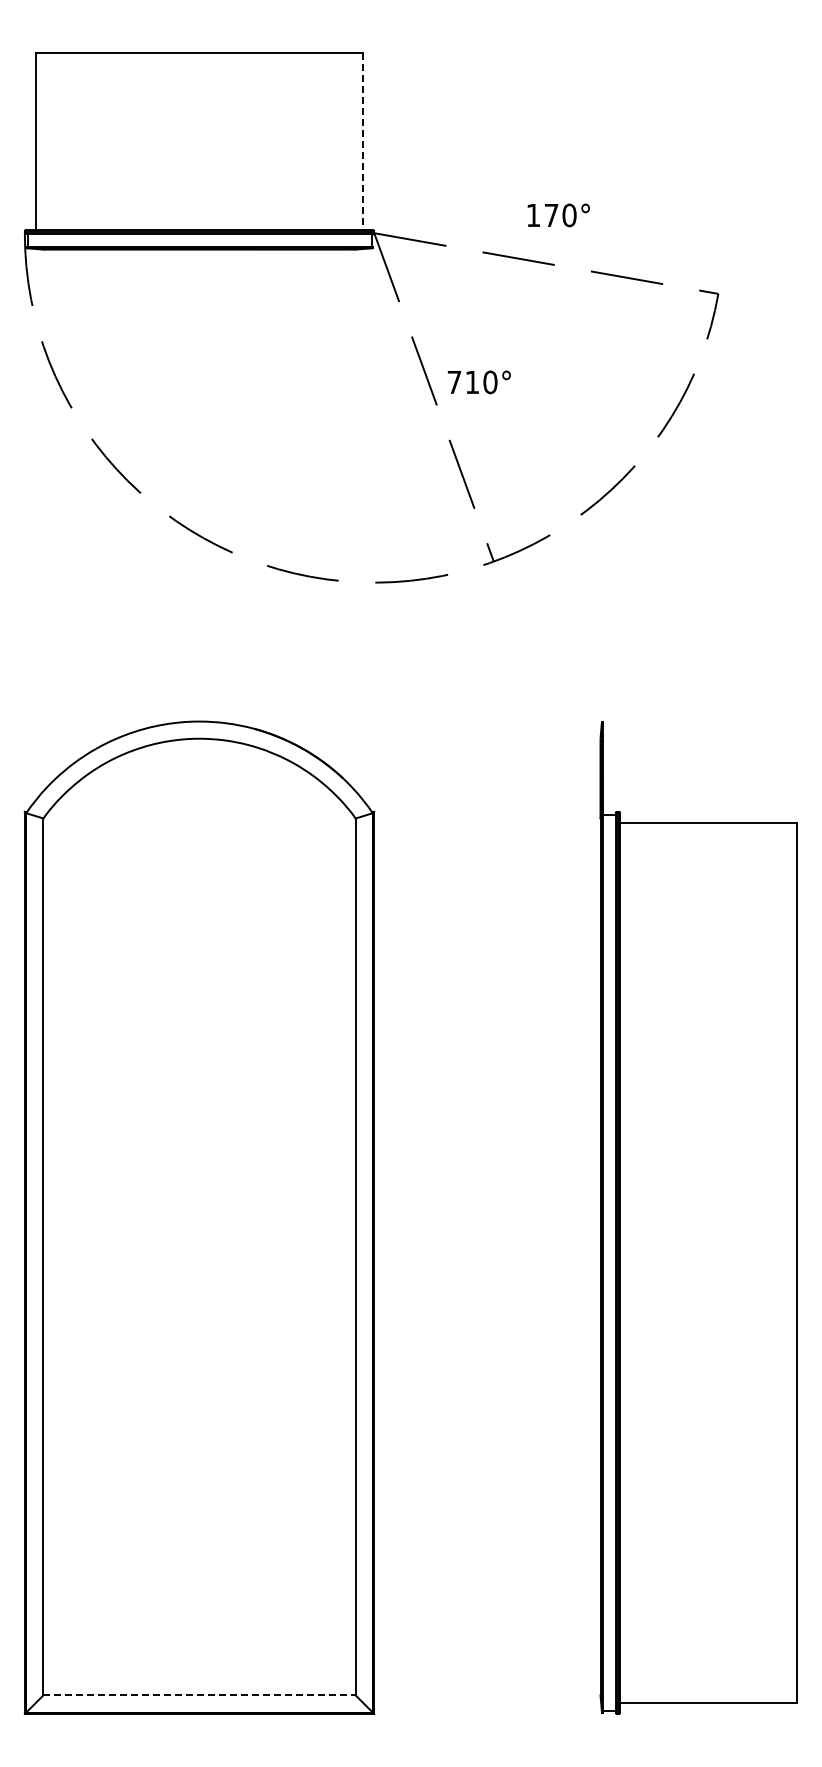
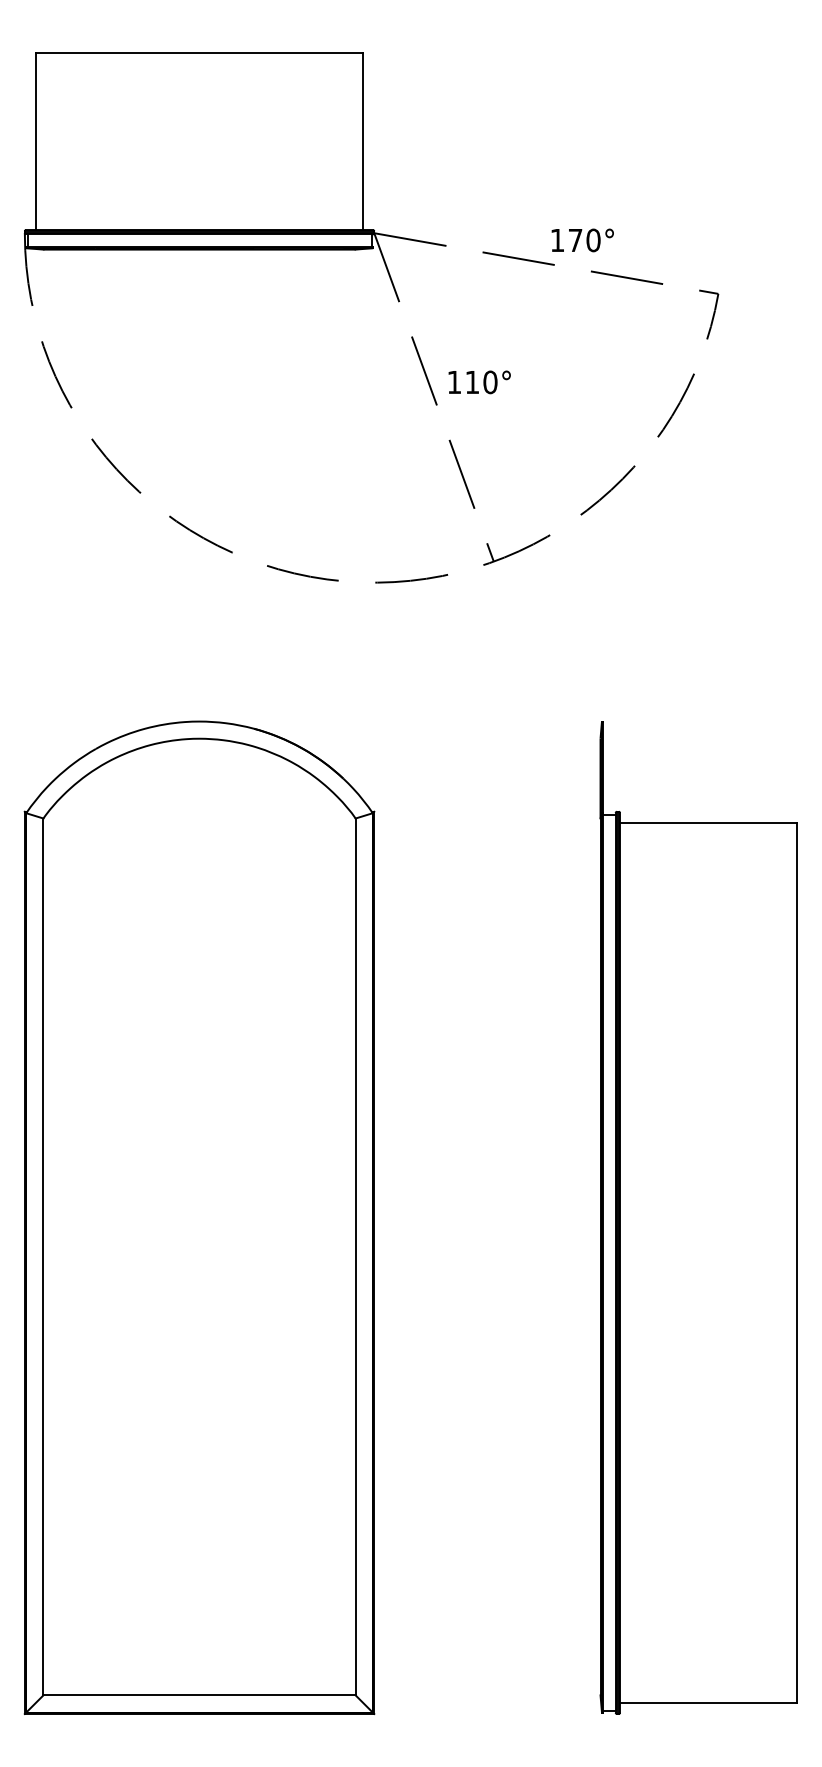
line: dashed -> solid (362, 141)
text position: (558, 215) -> (582, 240) (582, 240)
text: 710° -> 110° (454, 382)
line: dashed -> solid (200, 1695)
